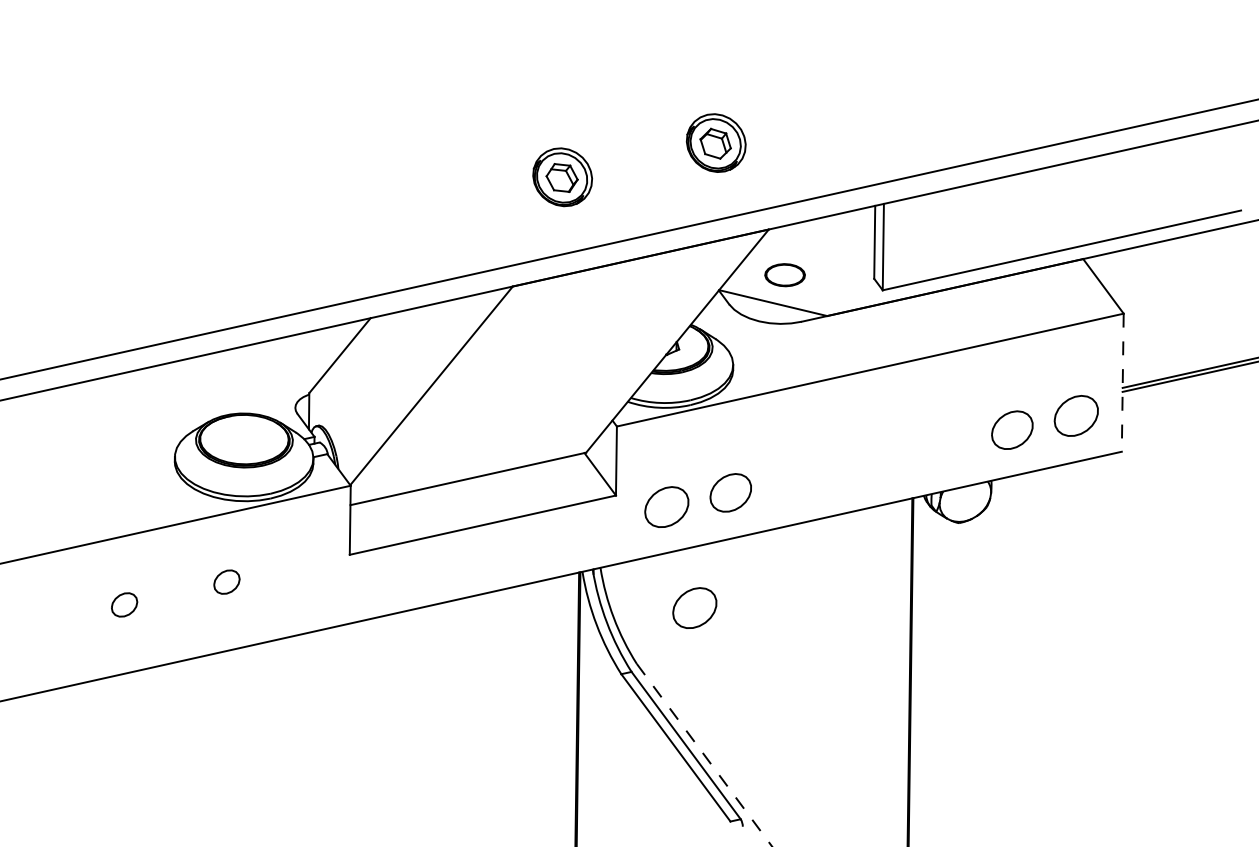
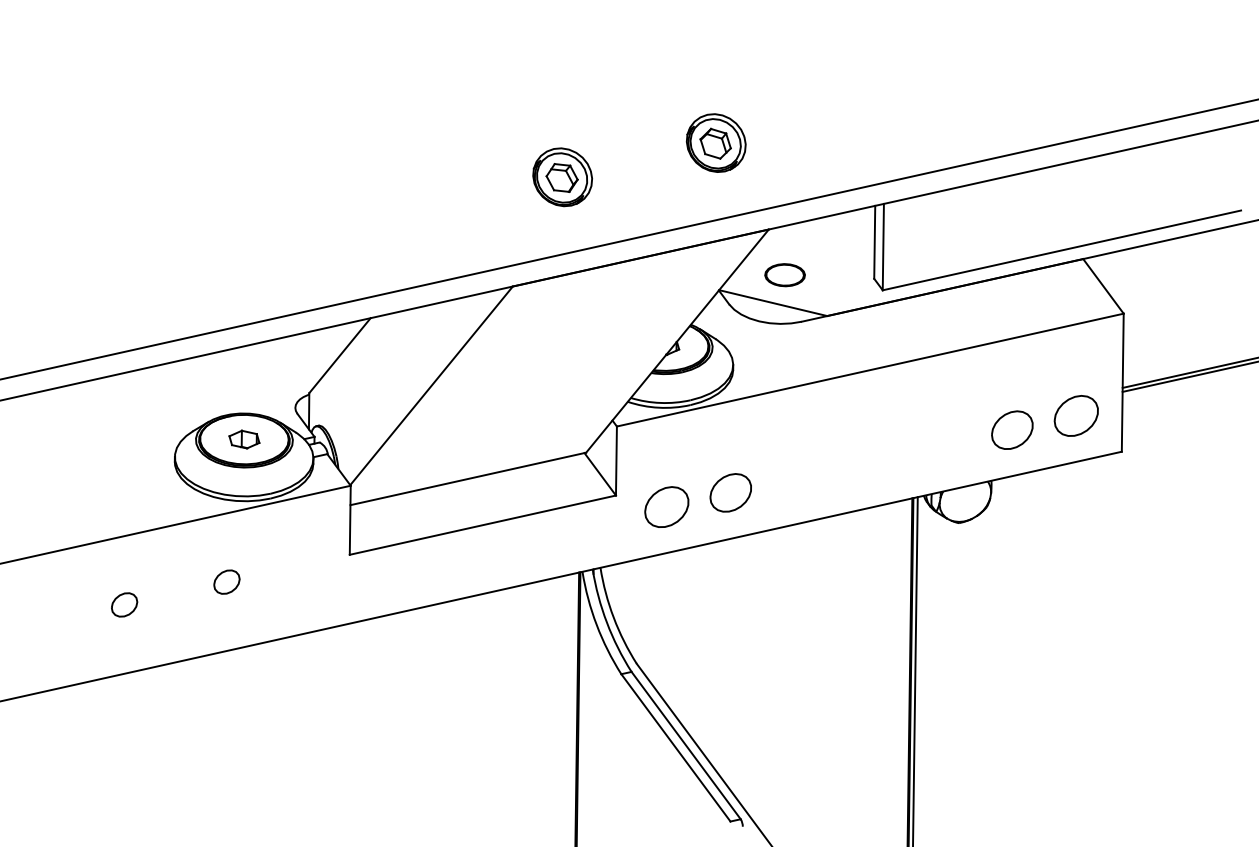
line: dashed -> solid (1122, 383)
part: none -> present (244, 439)
part: present -> none (694, 607)
line: none -> present (915, 670)
line: dashed -> solid (704, 755)
